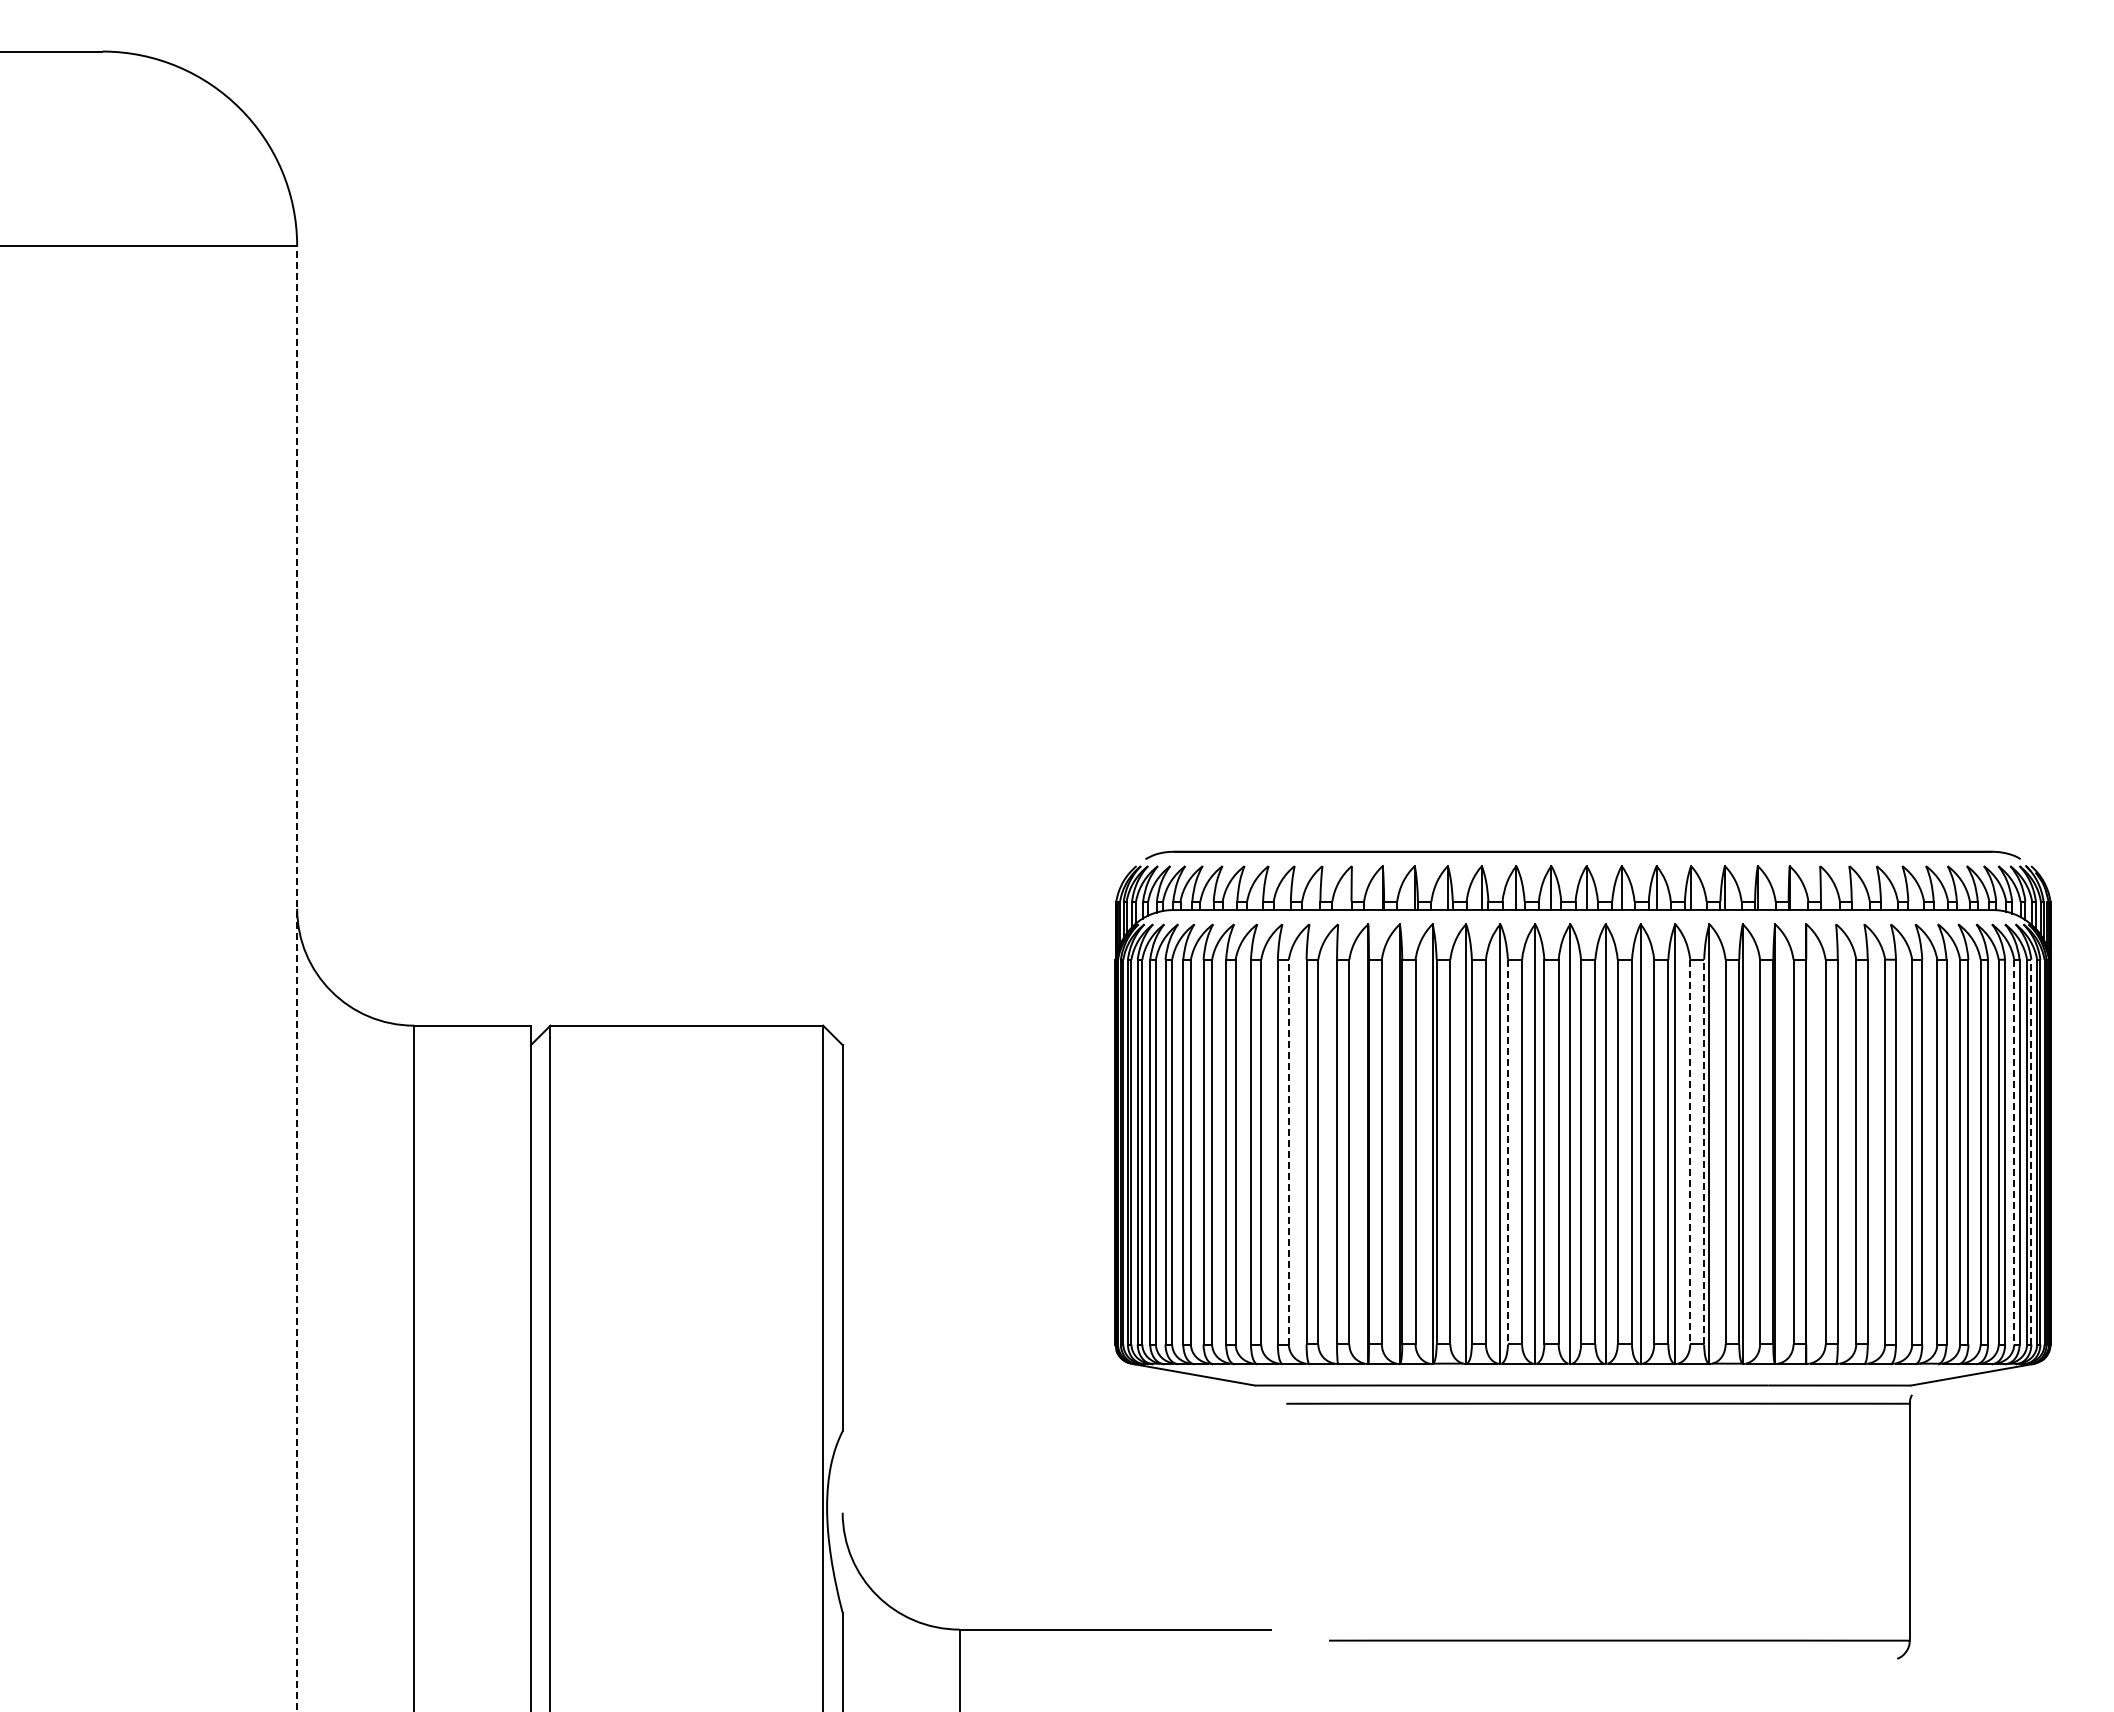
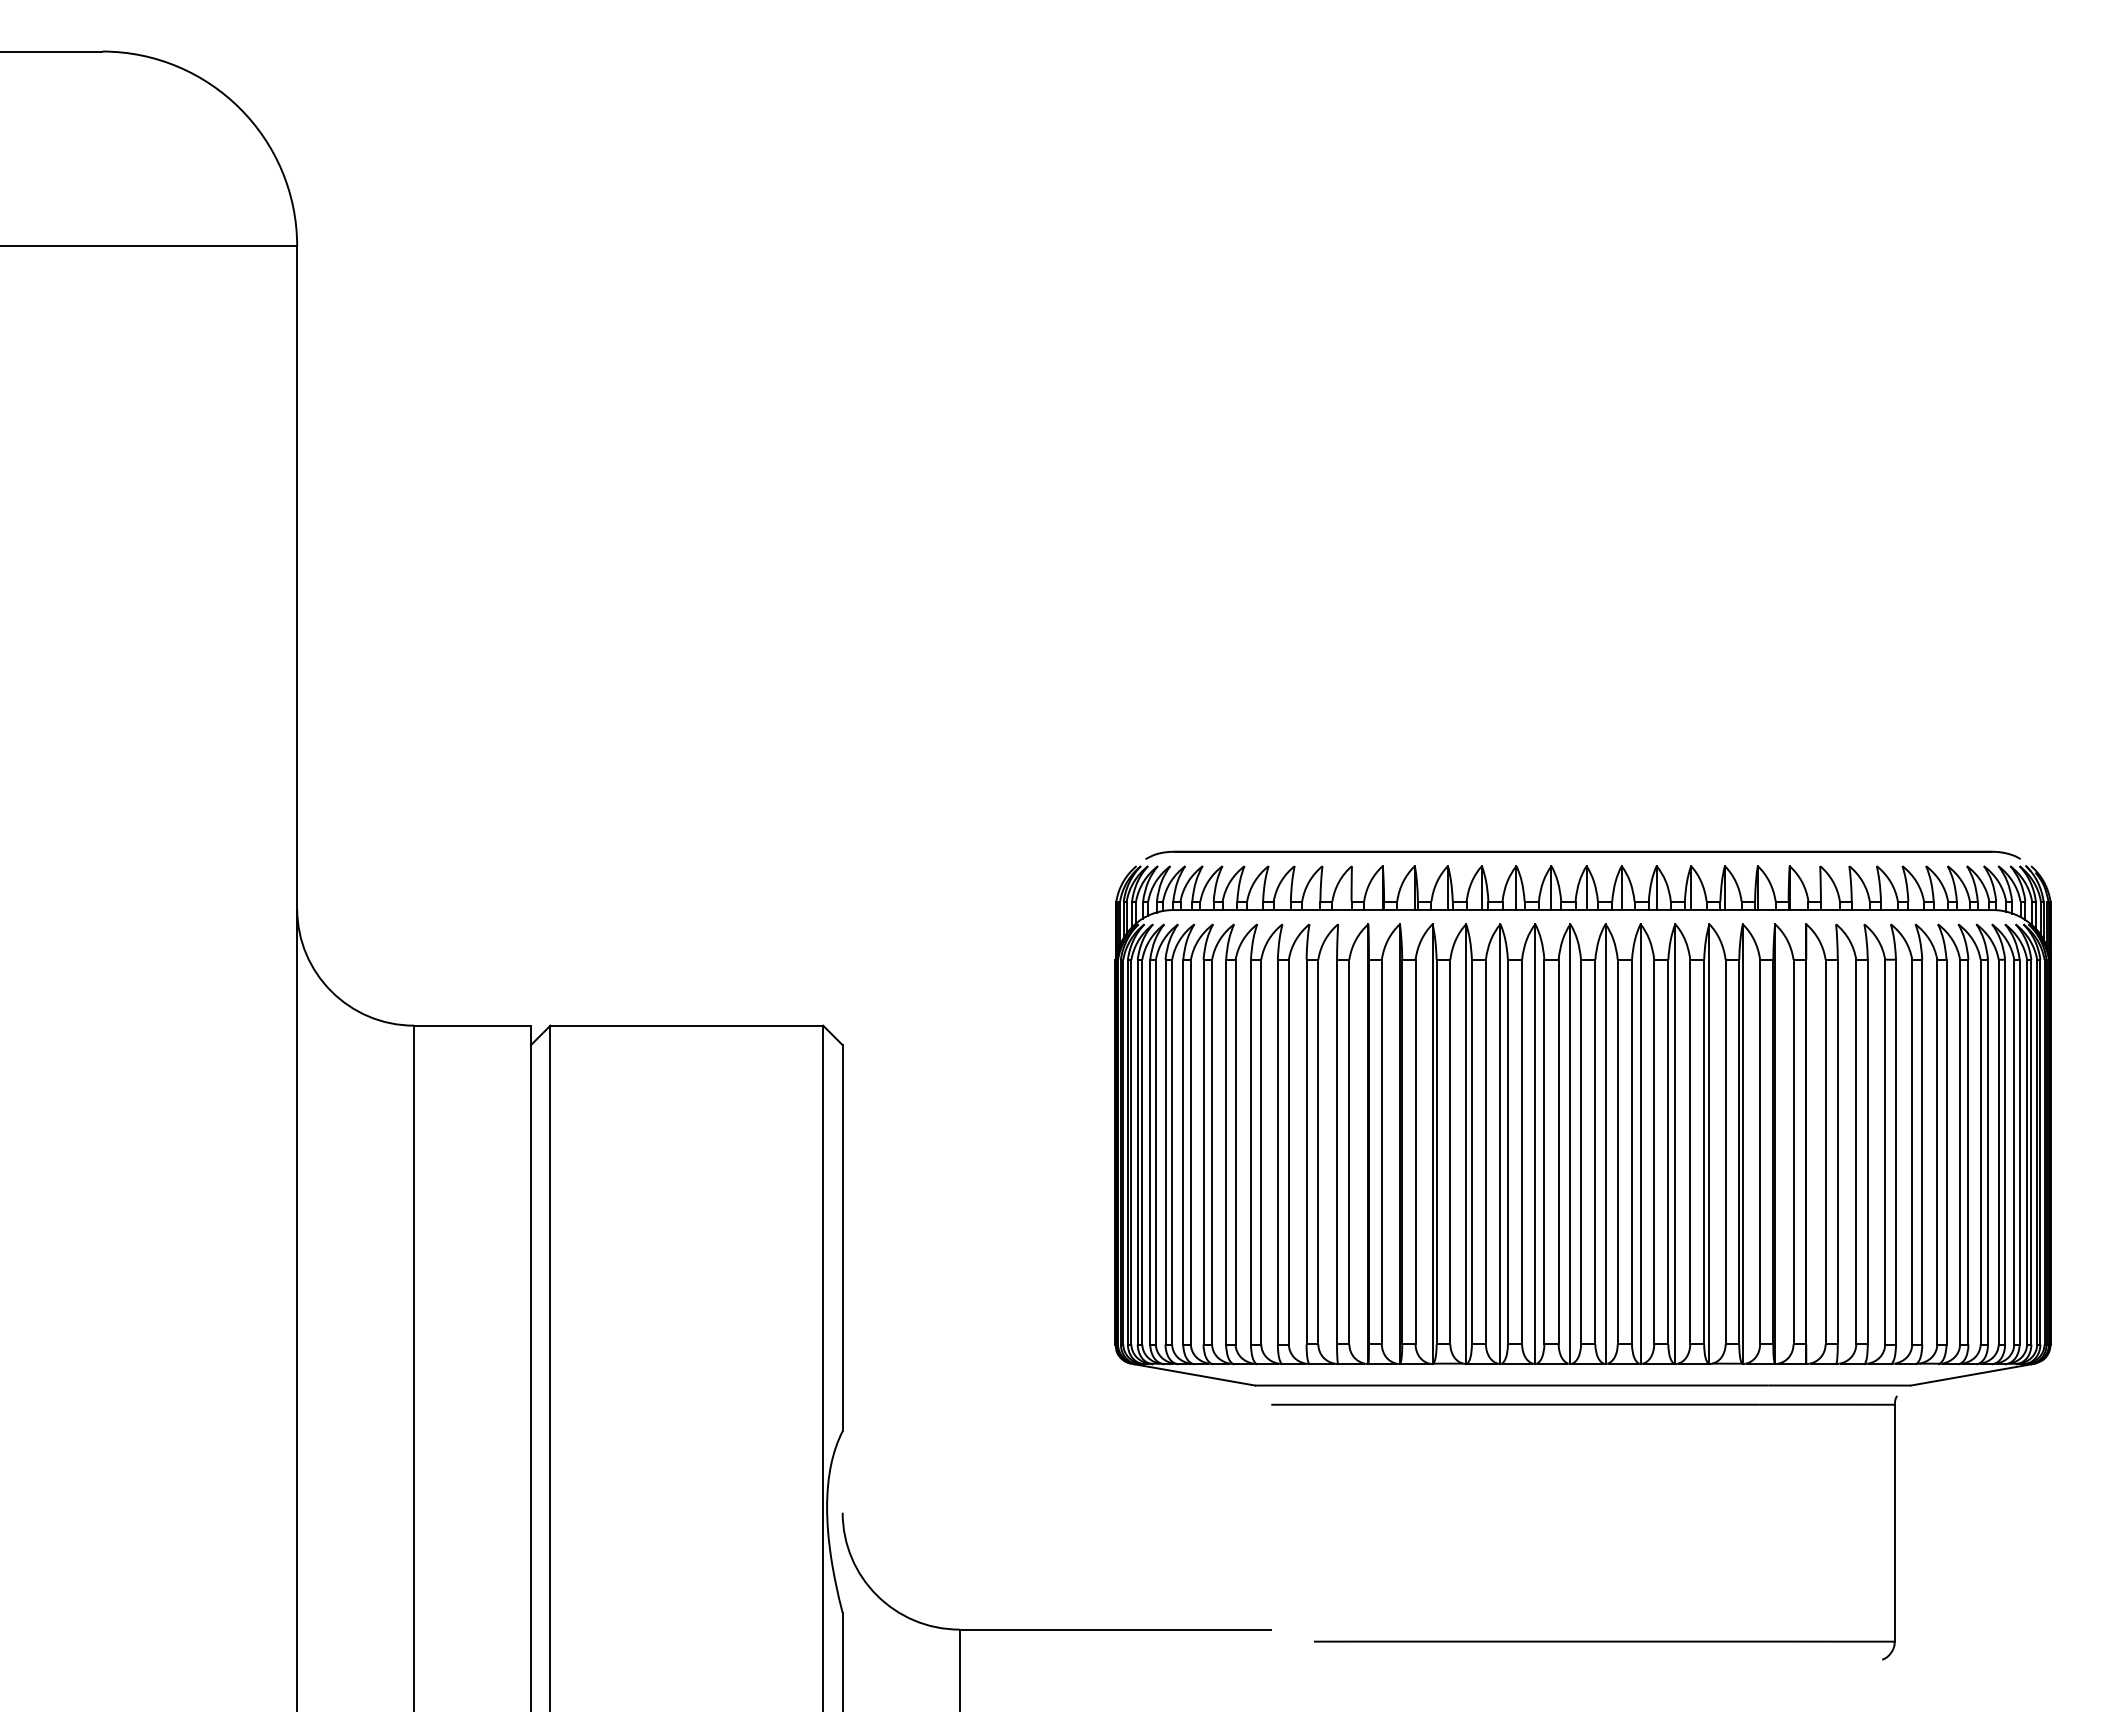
line: dashed -> solid (297, 978)
line: dashed -> solid (1288, 1151)
line: dashed -> solid (1704, 1151)
line: dashed -> solid (2031, 1151)
line: dashed -> solid (1507, 1152)
line: dashed -> solid (1690, 1152)
line: dashed -> solid (2014, 1152)
part position: (1599, 1639) -> (1584, 1640) (1584, 1640)
